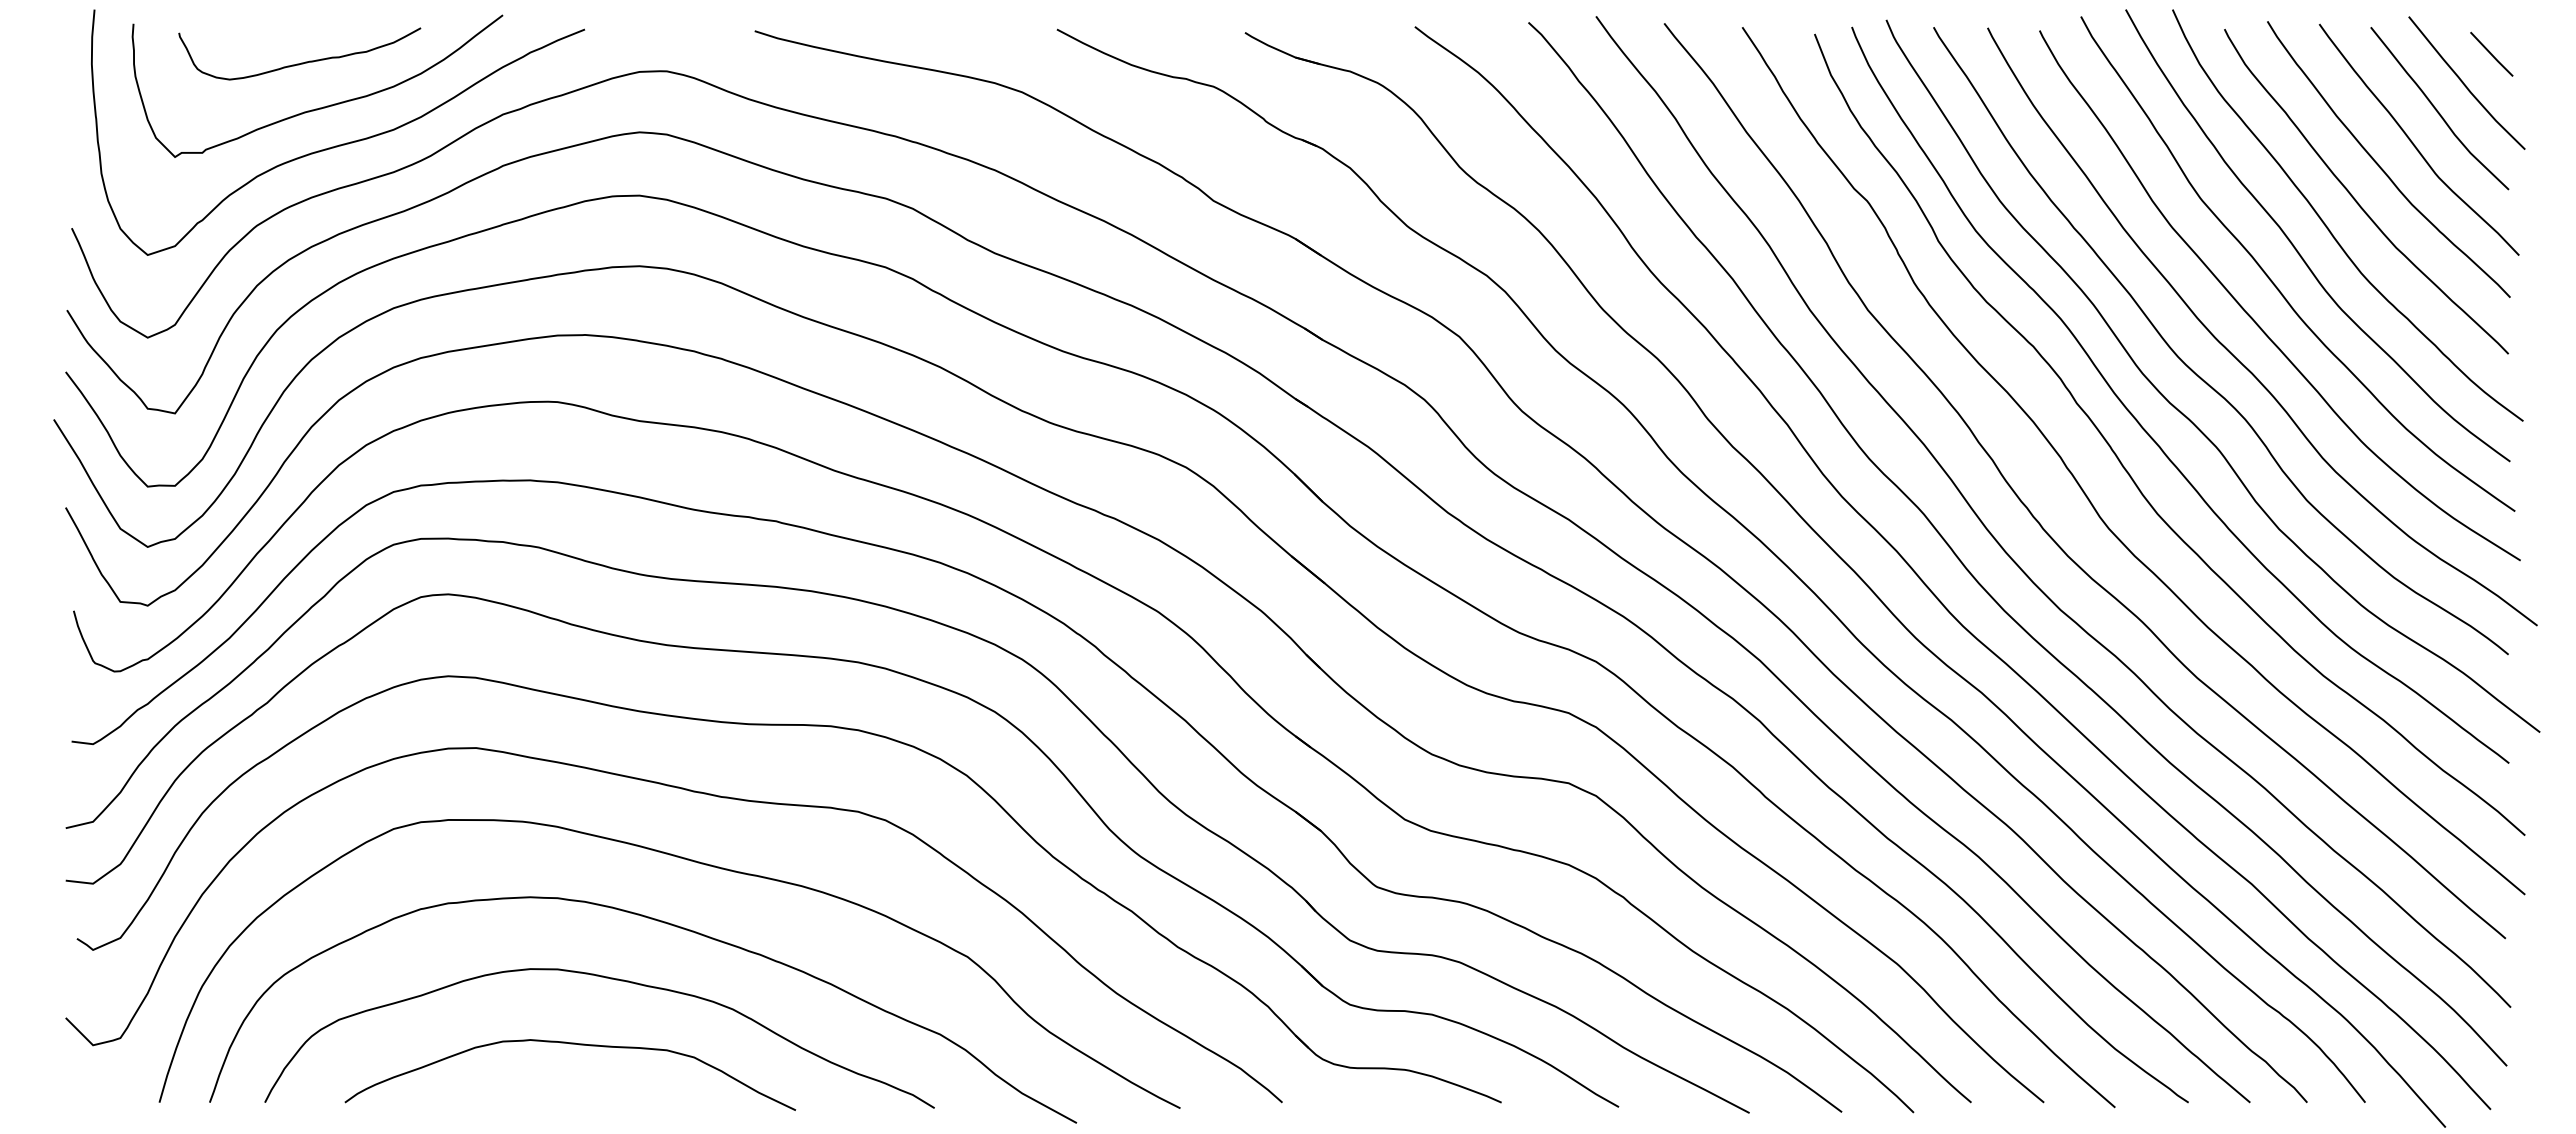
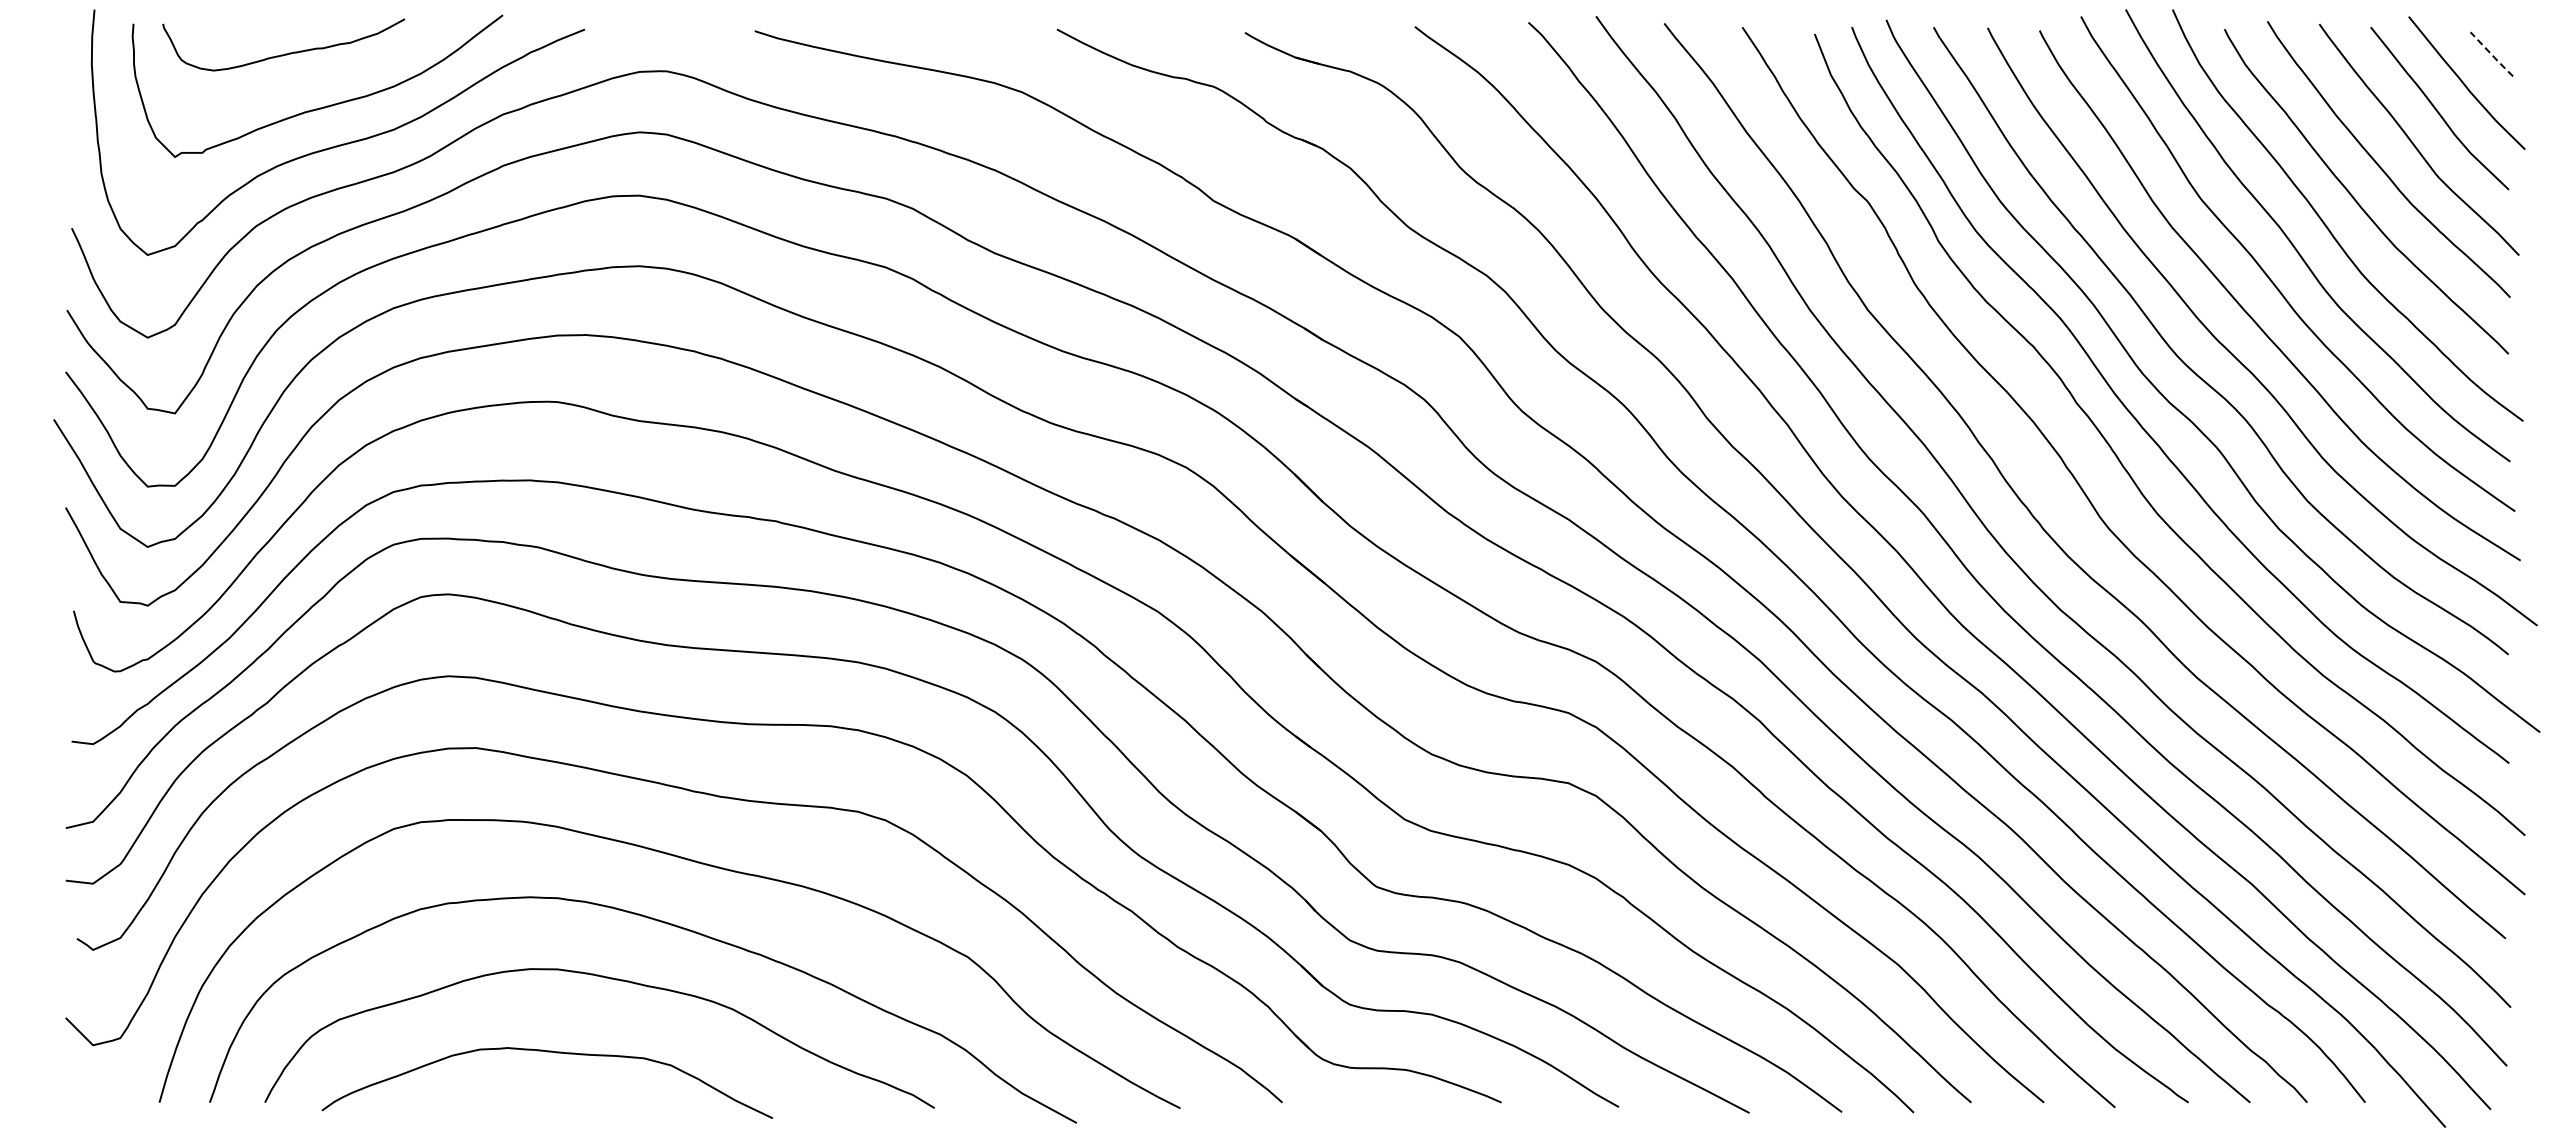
line: solid -> dashed (2491, 54)
curve position: (301, 62) -> (285, 53) (285, 53)
curve position: (570, 1044) -> (547, 1052) (547, 1052)
